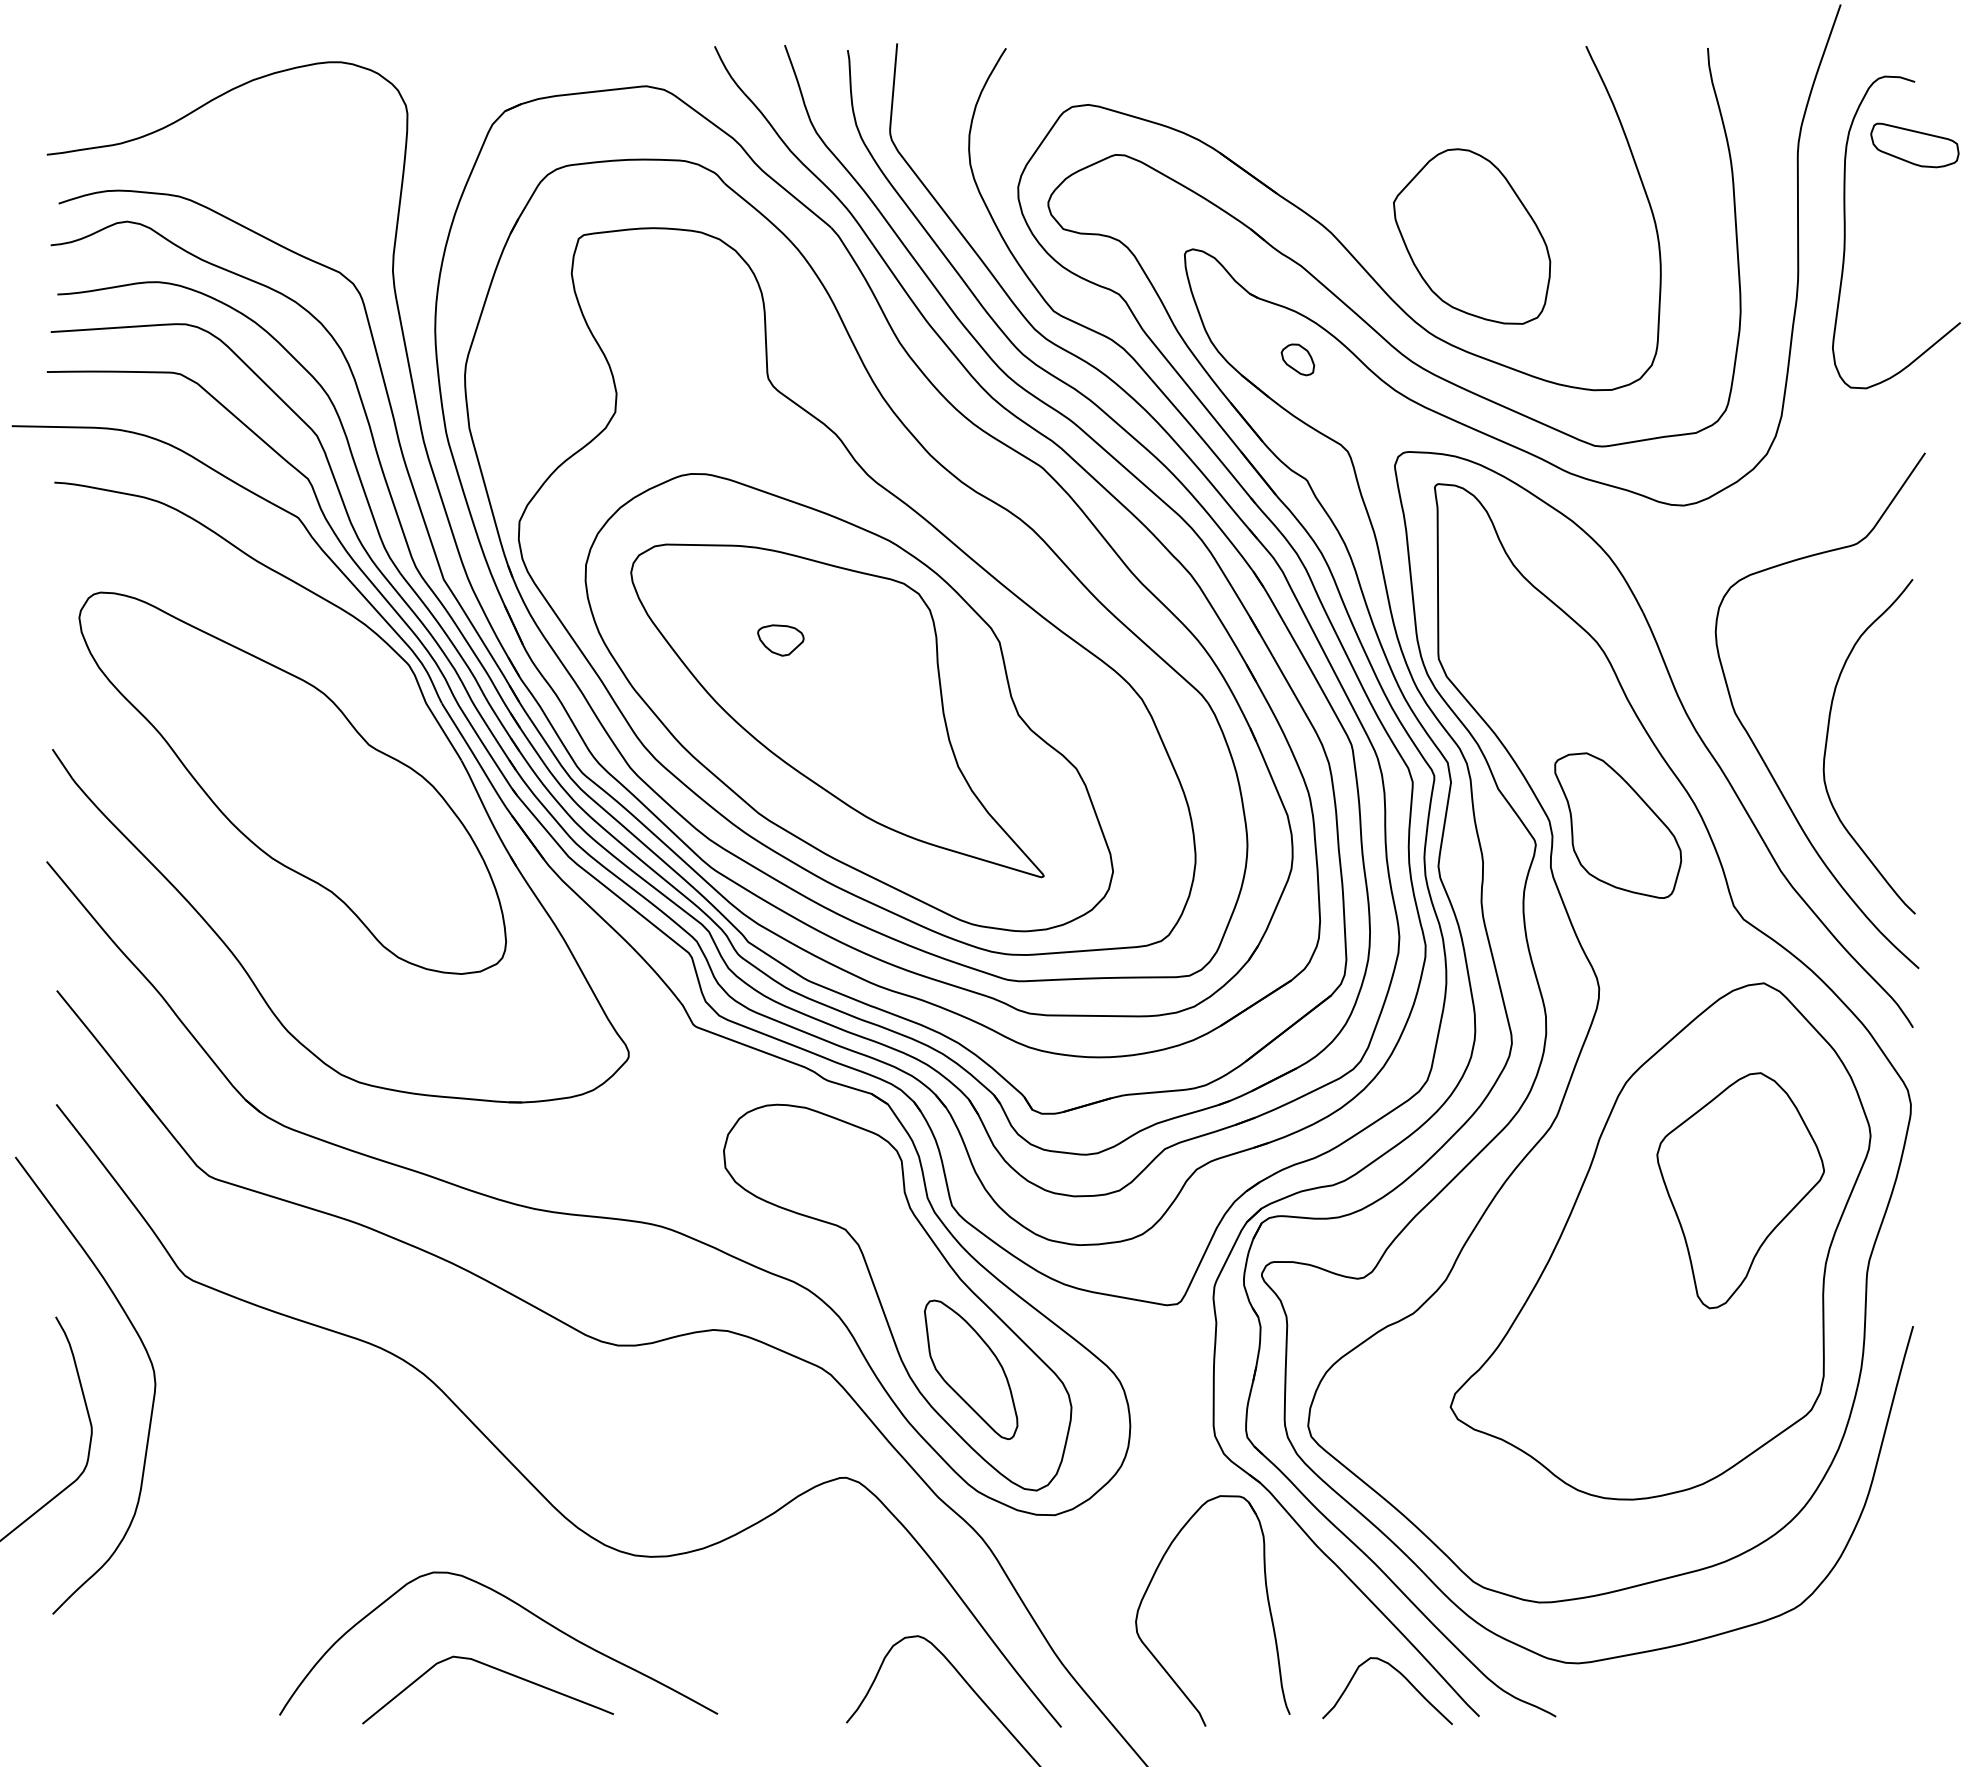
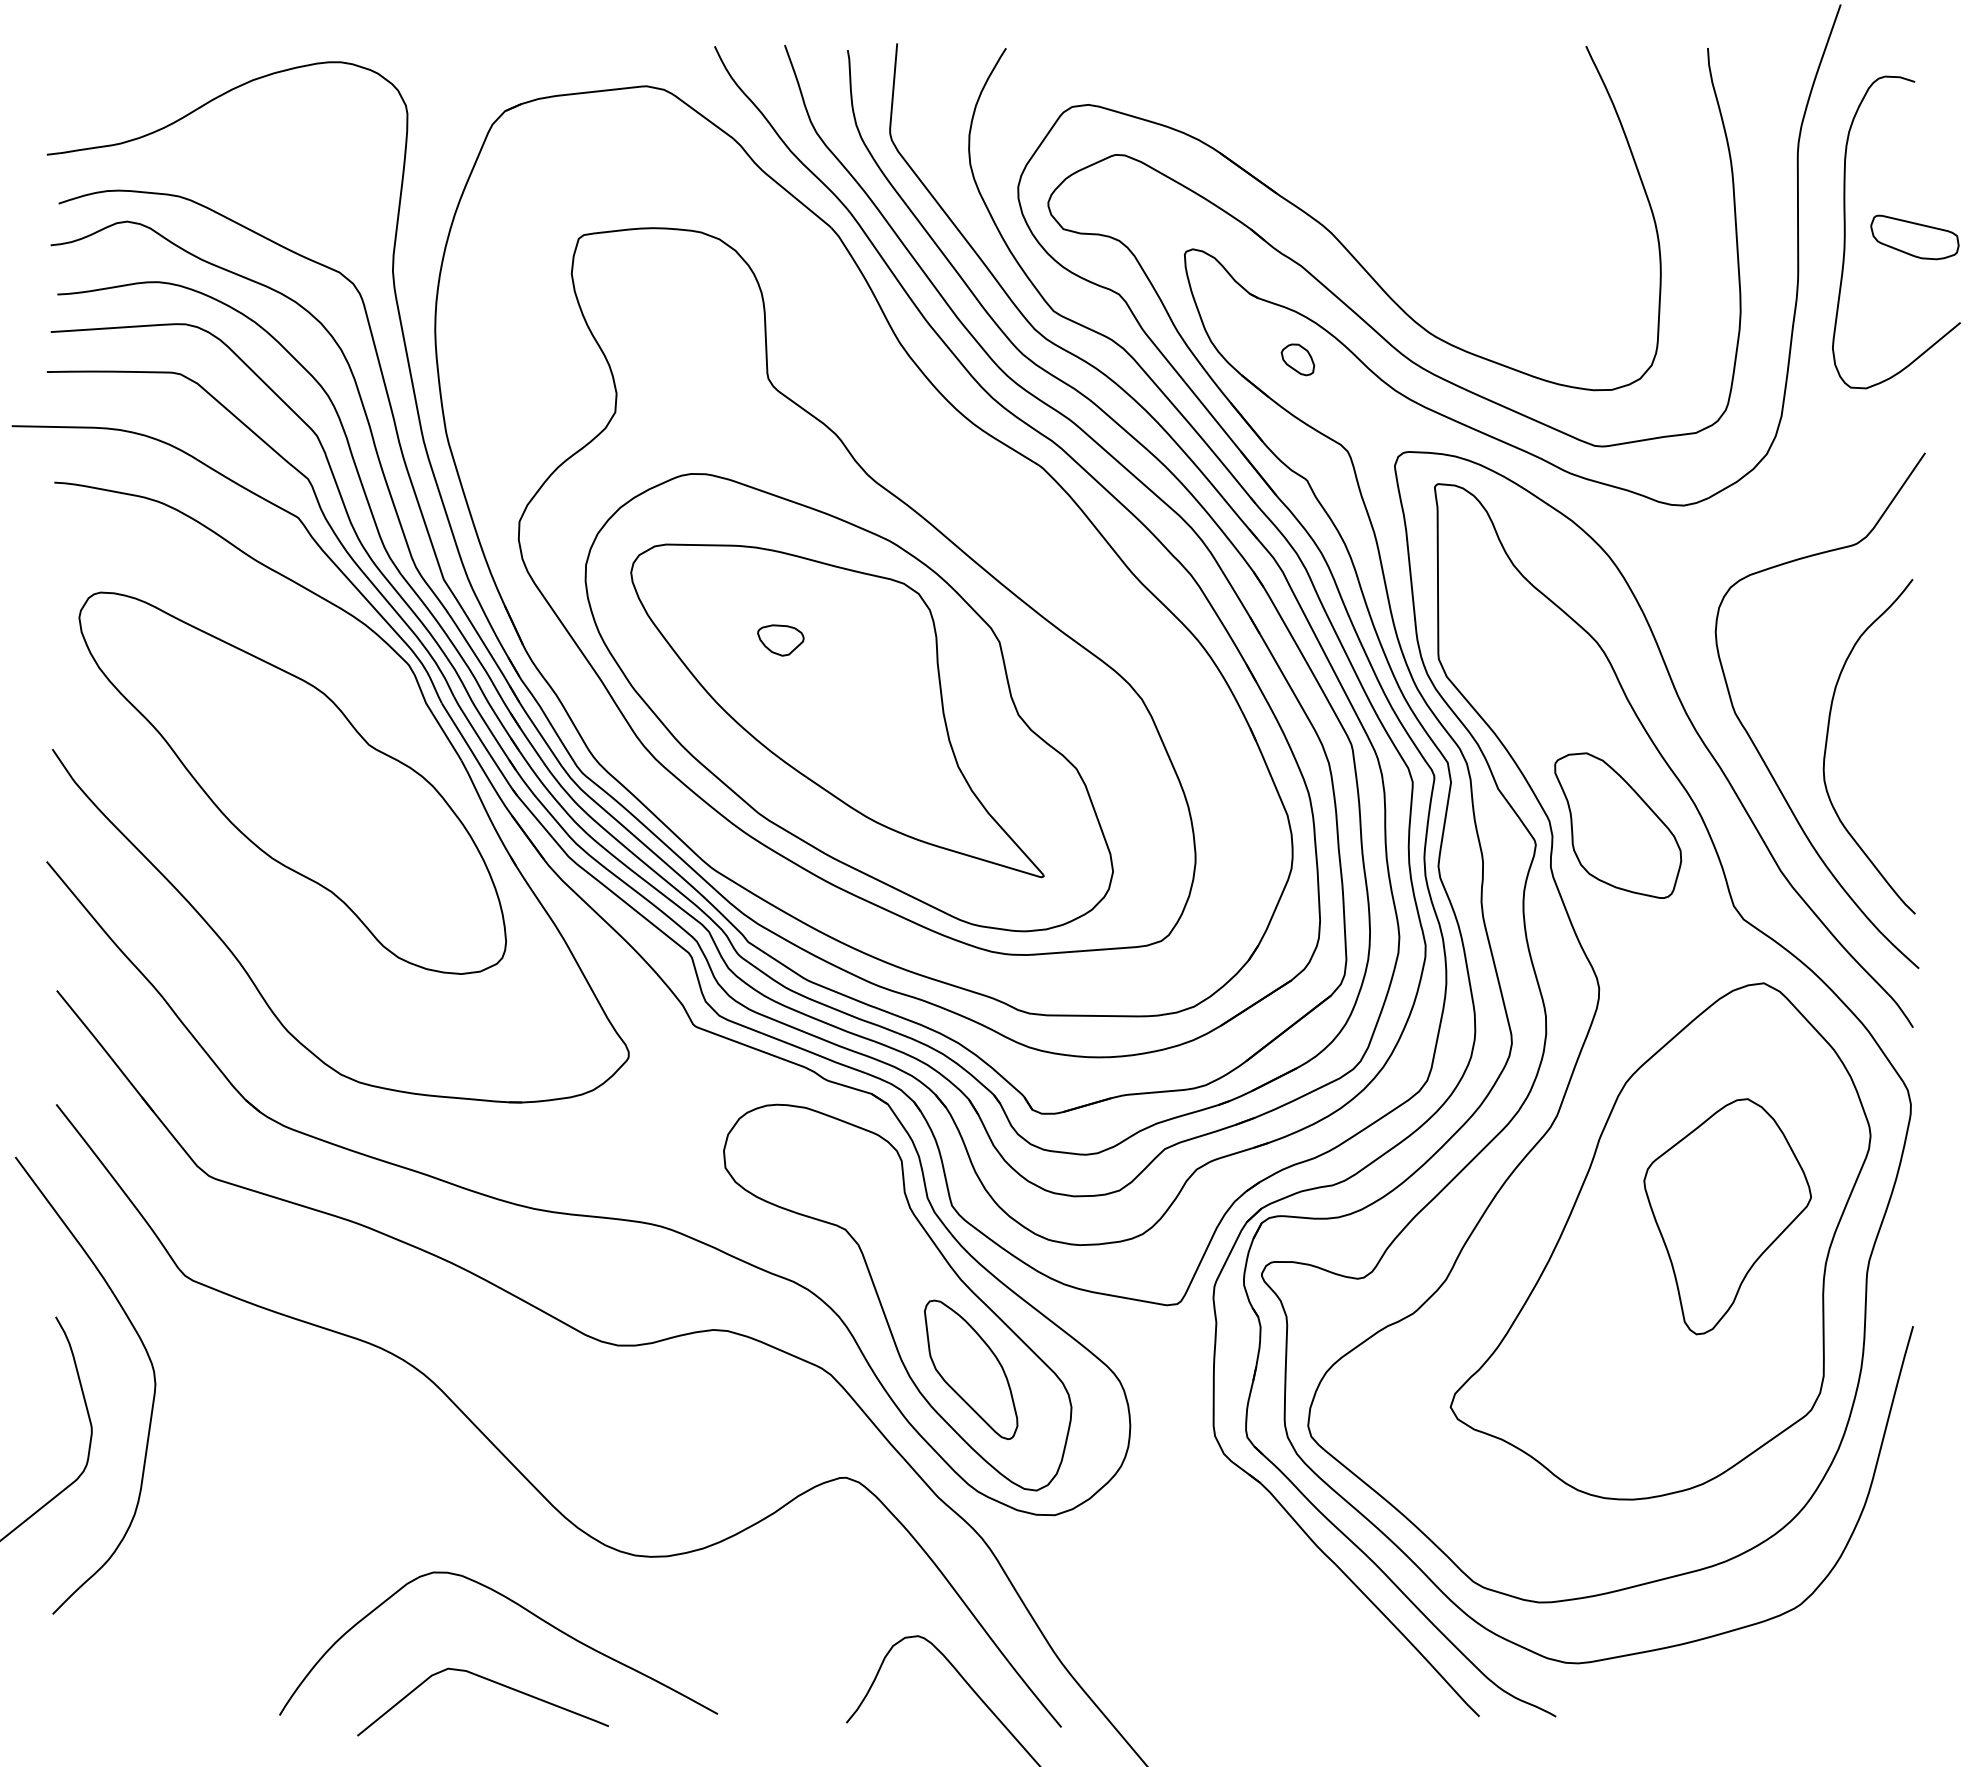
part position: (1914, 145) -> (1914, 237) (1914, 237)
part: present -> none (1472, 236)
part: present -> none (856, 570)
part position: (1740, 1190) -> (1727, 1216) (1727, 1216)
part: present -> none (1267, 1602)
curve position: (497, 1670) -> (492, 1682) (492, 1682)
curve: present -> none (1401, 1675)
